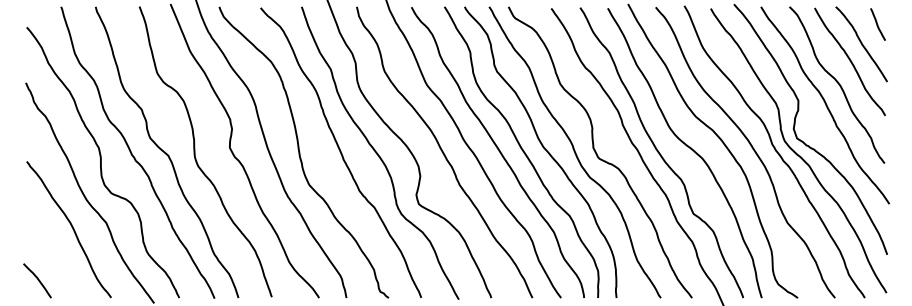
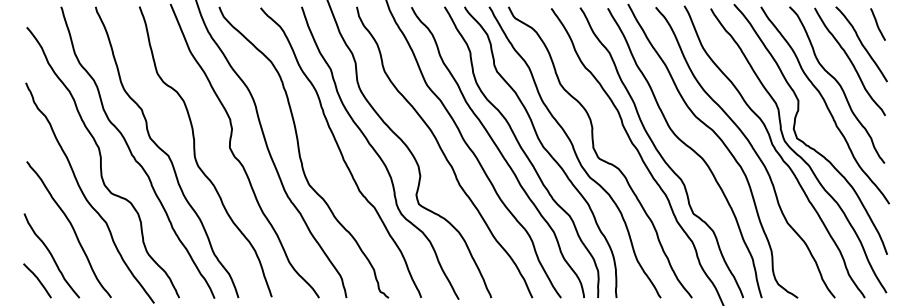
curve: none -> present (51, 255)
